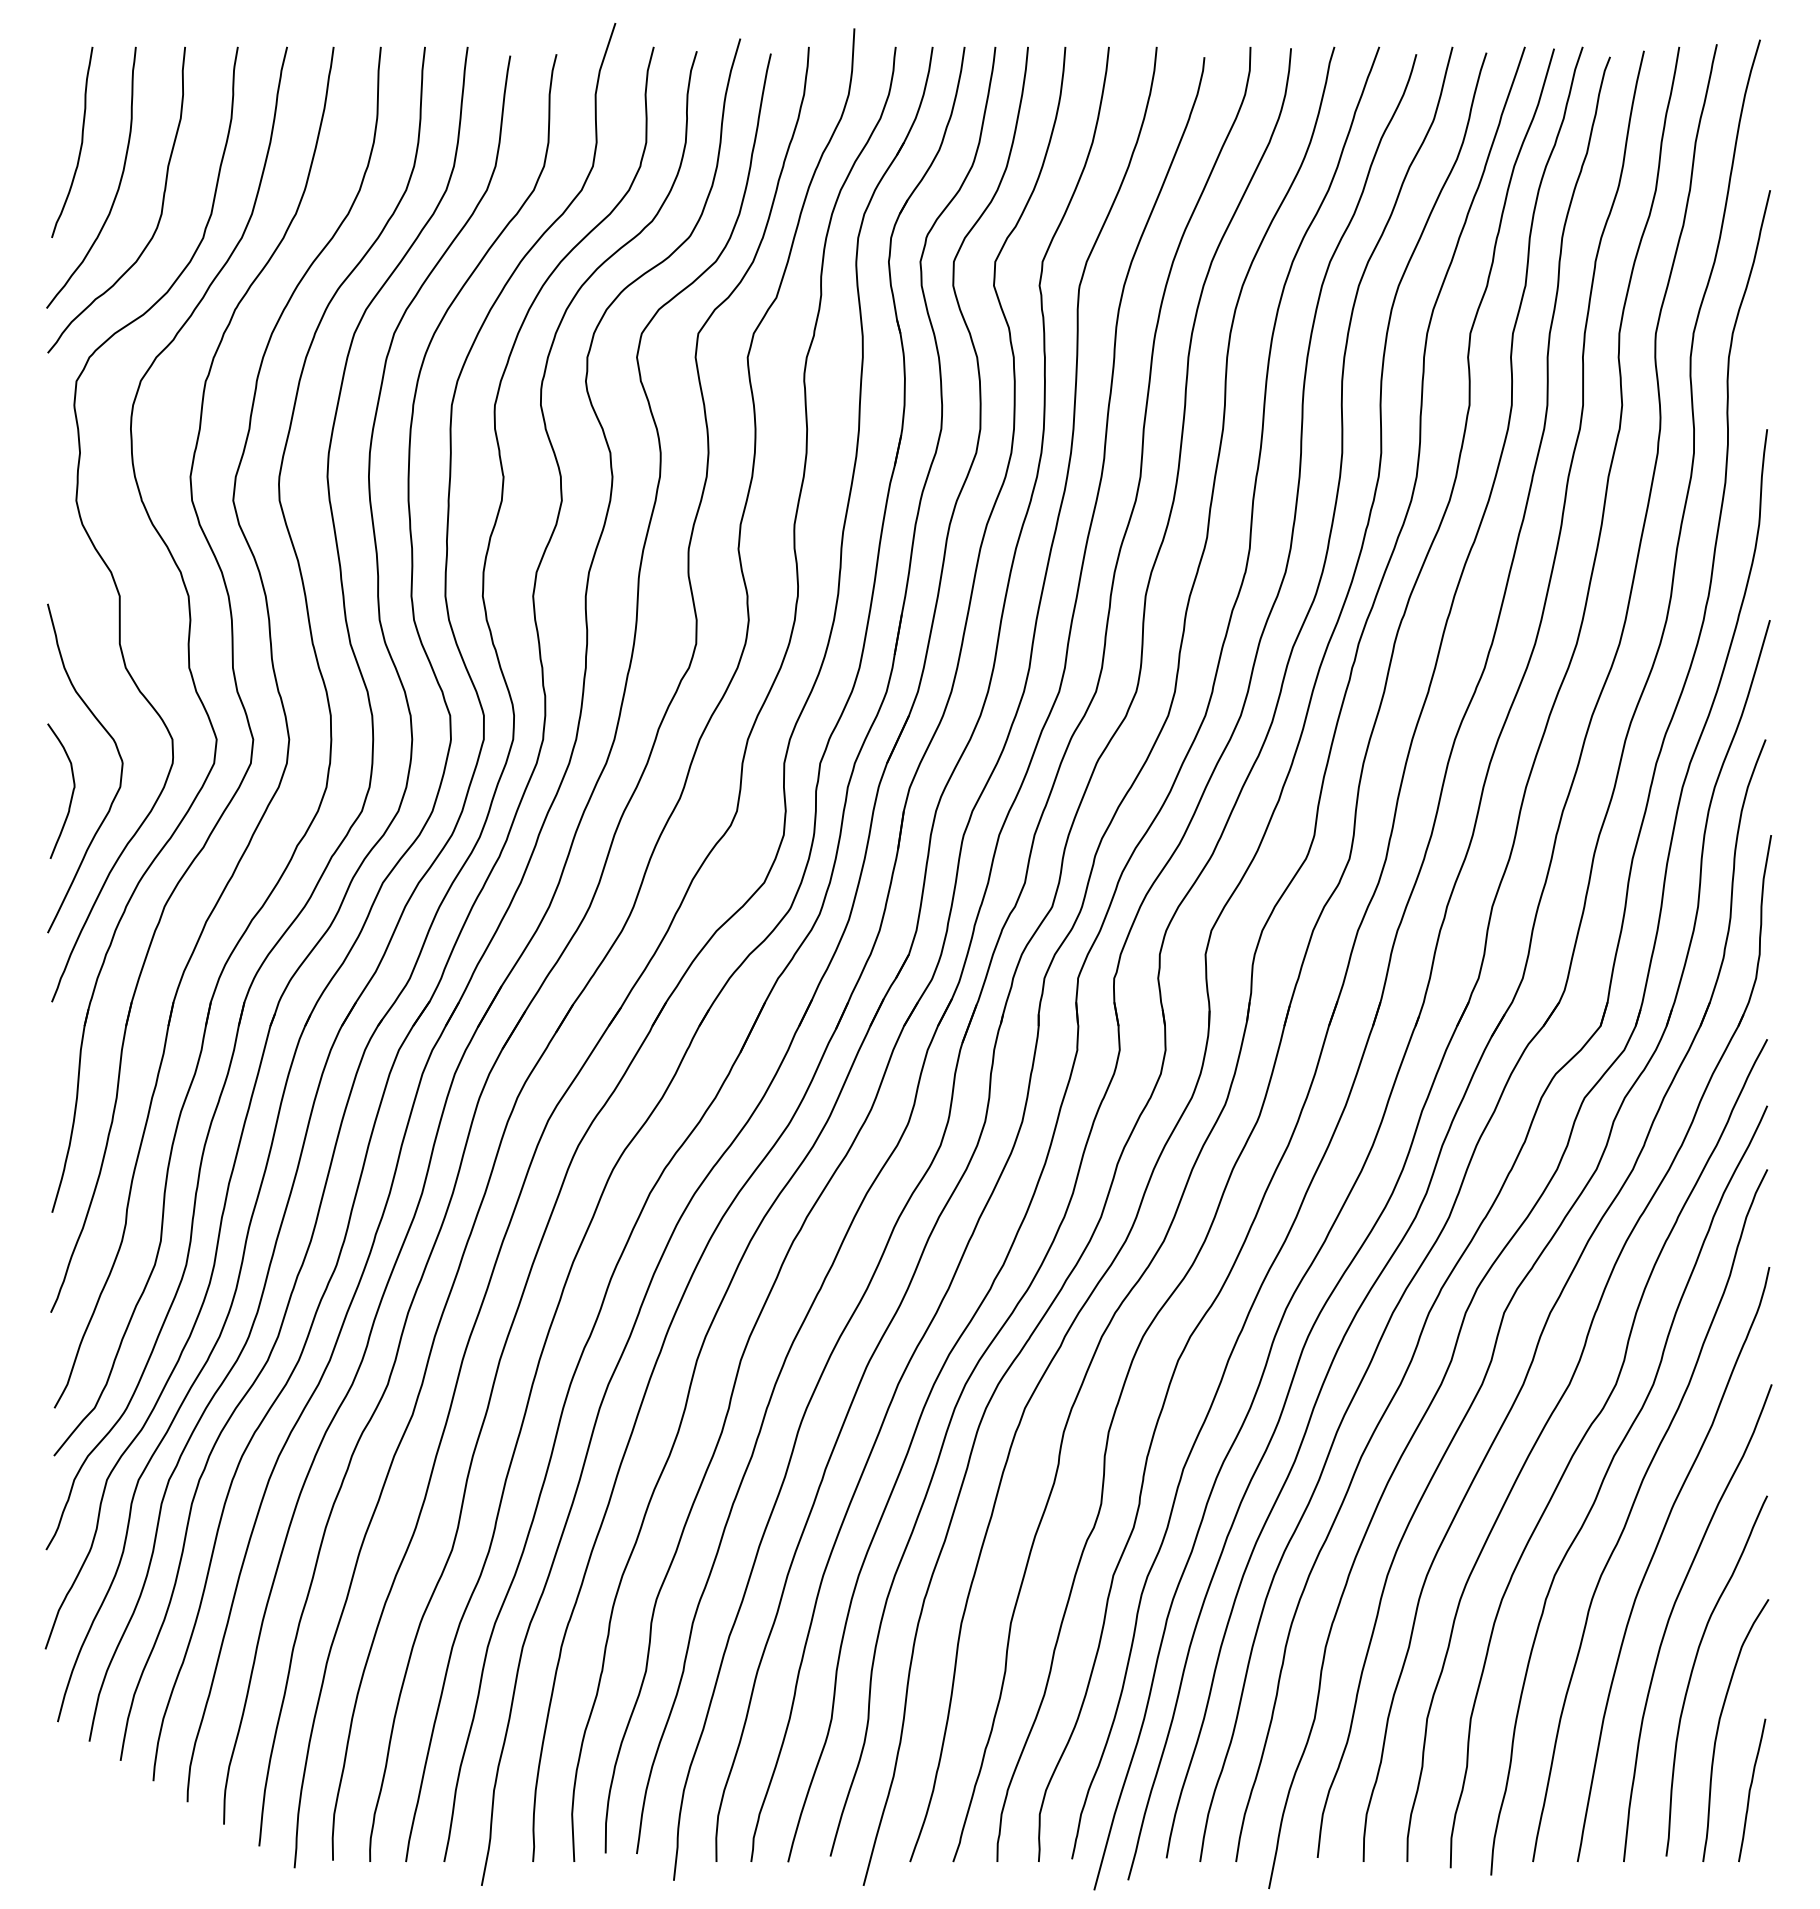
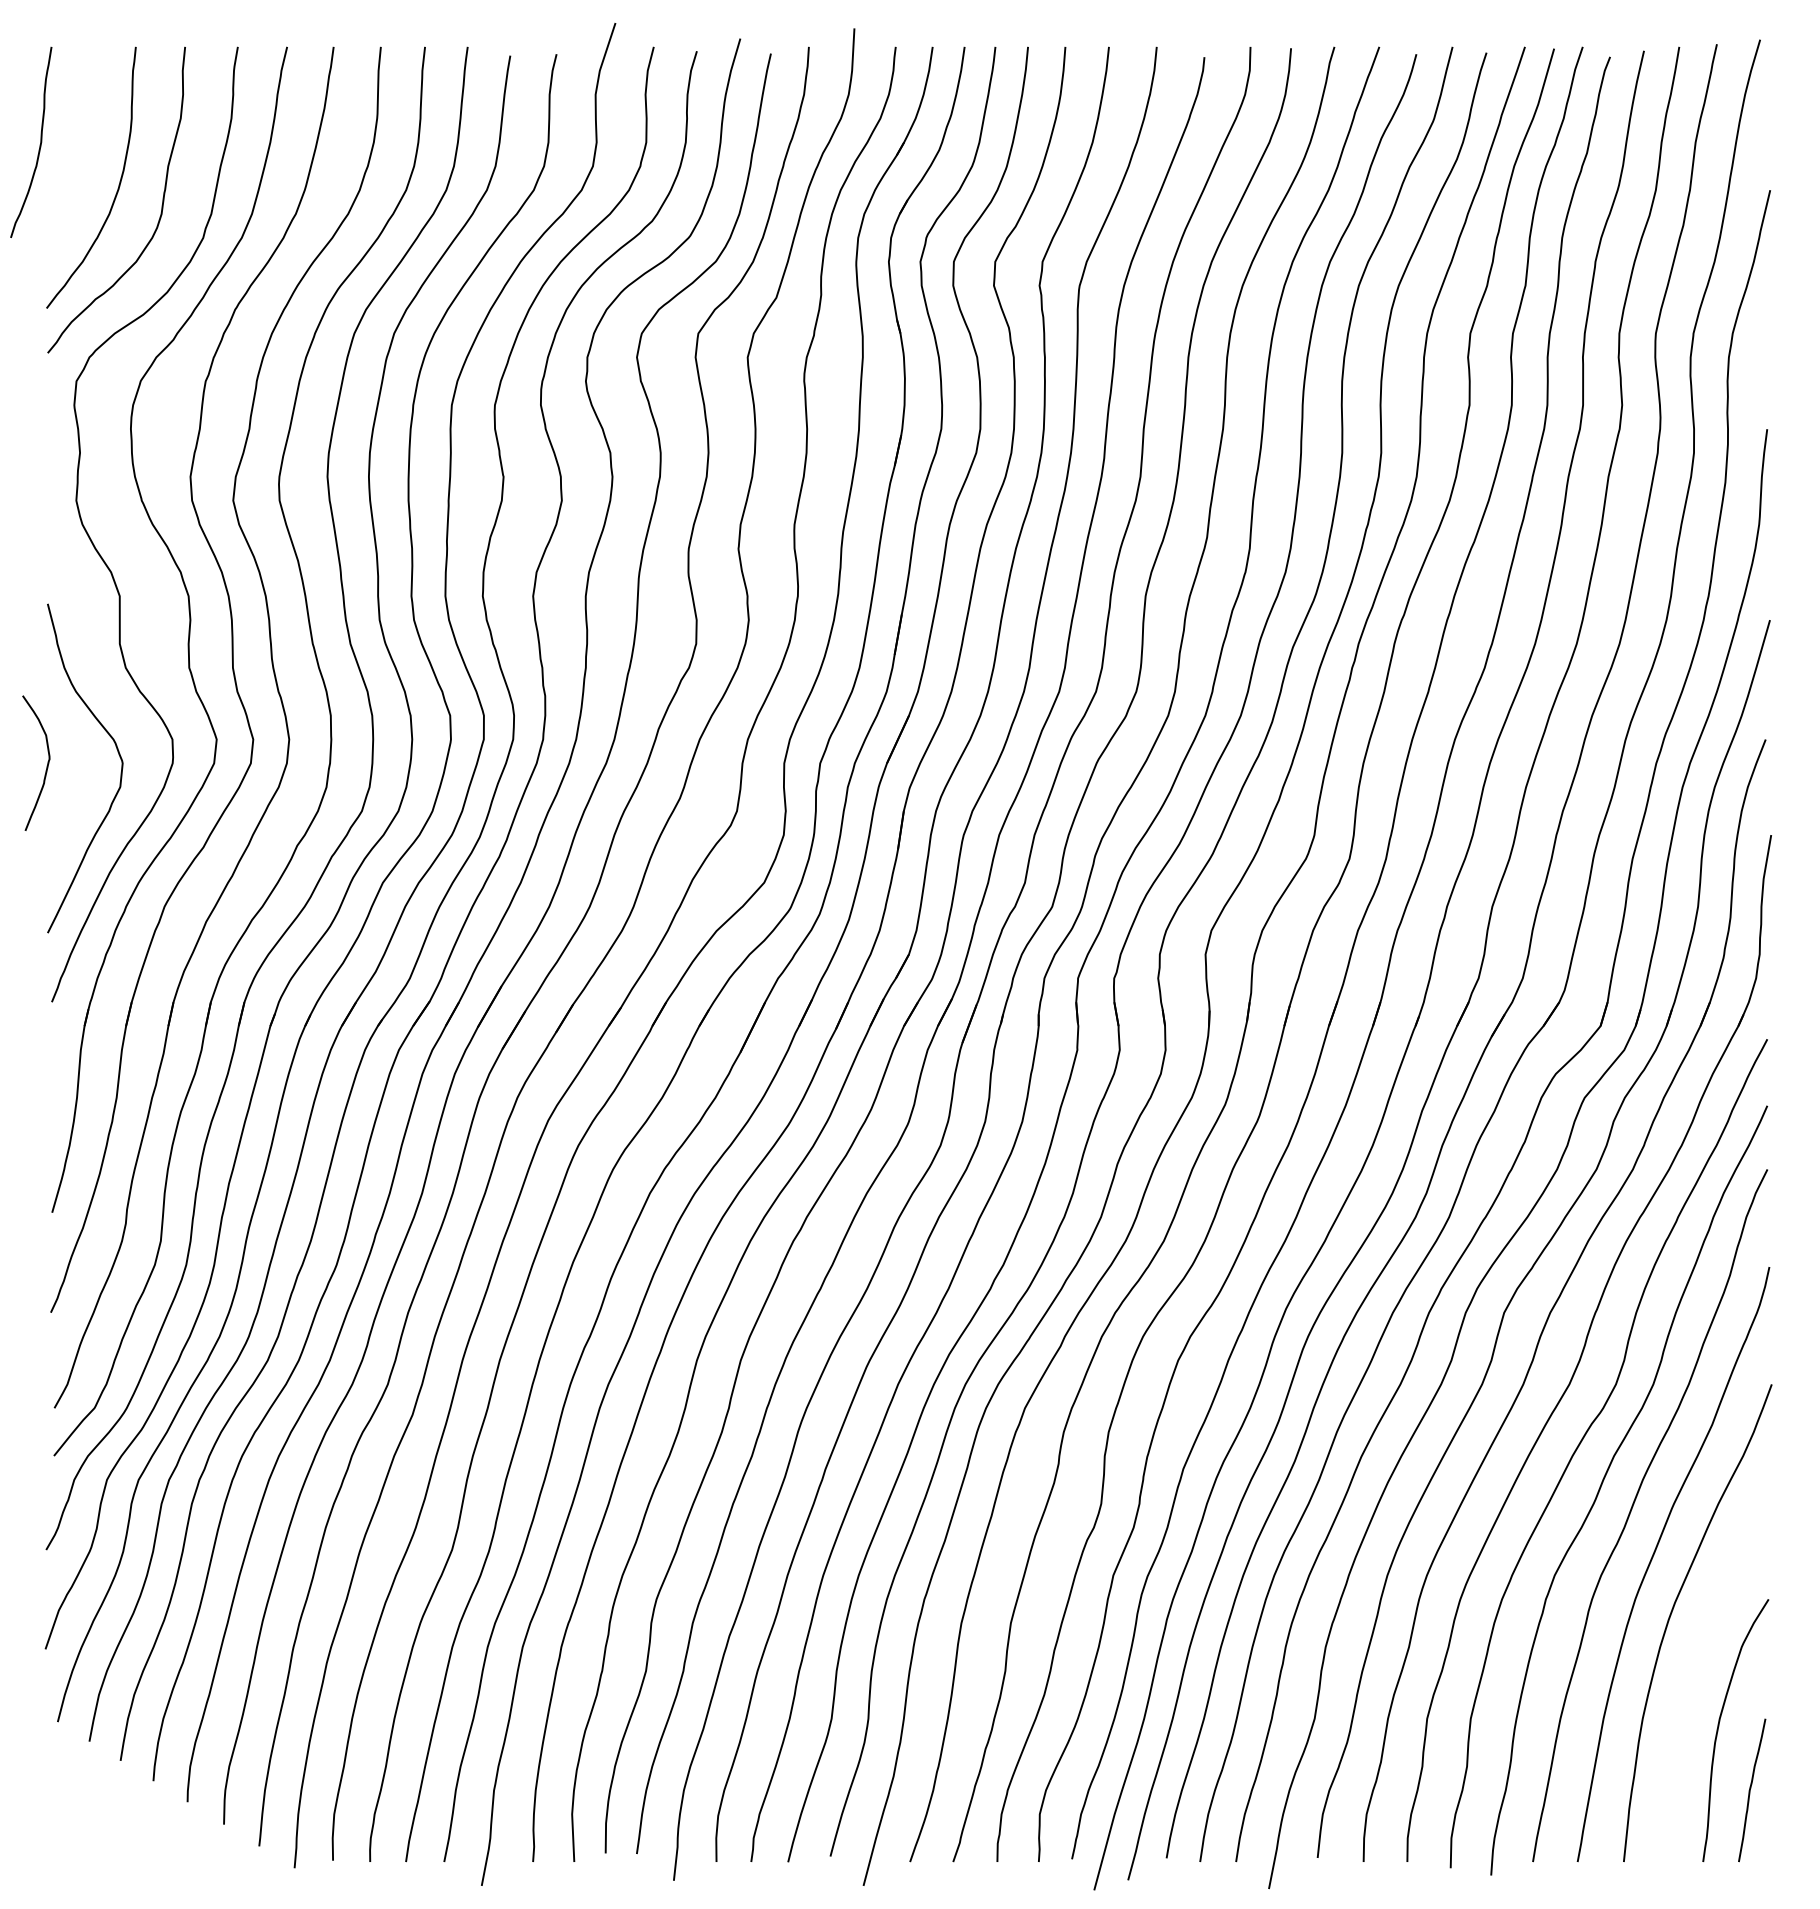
curve position: (80, 144) -> (39, 144) (39, 144)
curve position: (71, 794) -> (46, 766) (46, 766)
curve: present -> none (1693, 1670)
